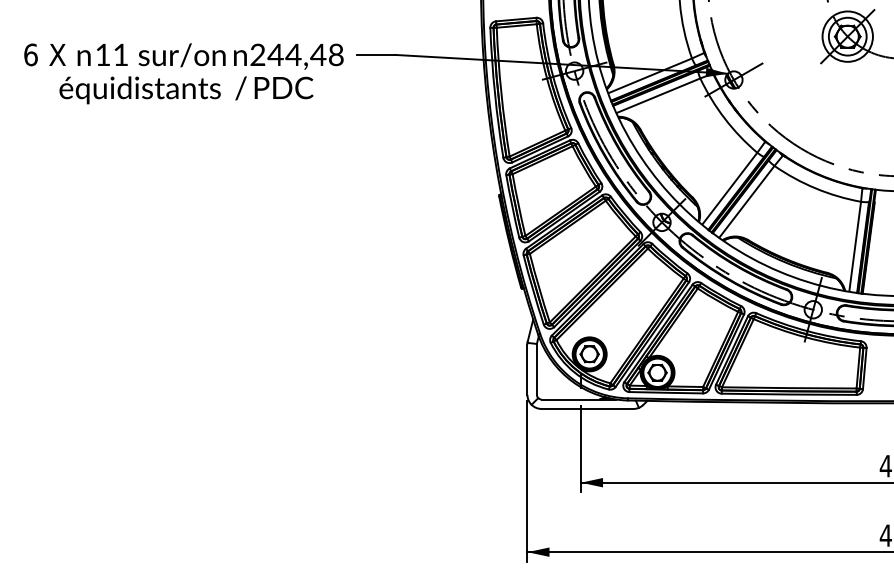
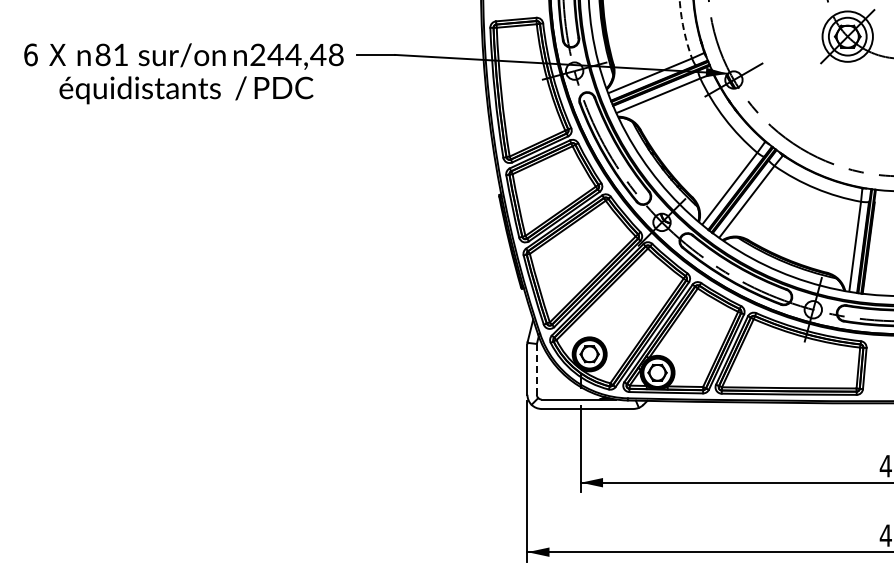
arc: solid -> dashed (684, 30)
text: 11 -> 81 (102, 54)
line: solid -> dashed (536, 369)
